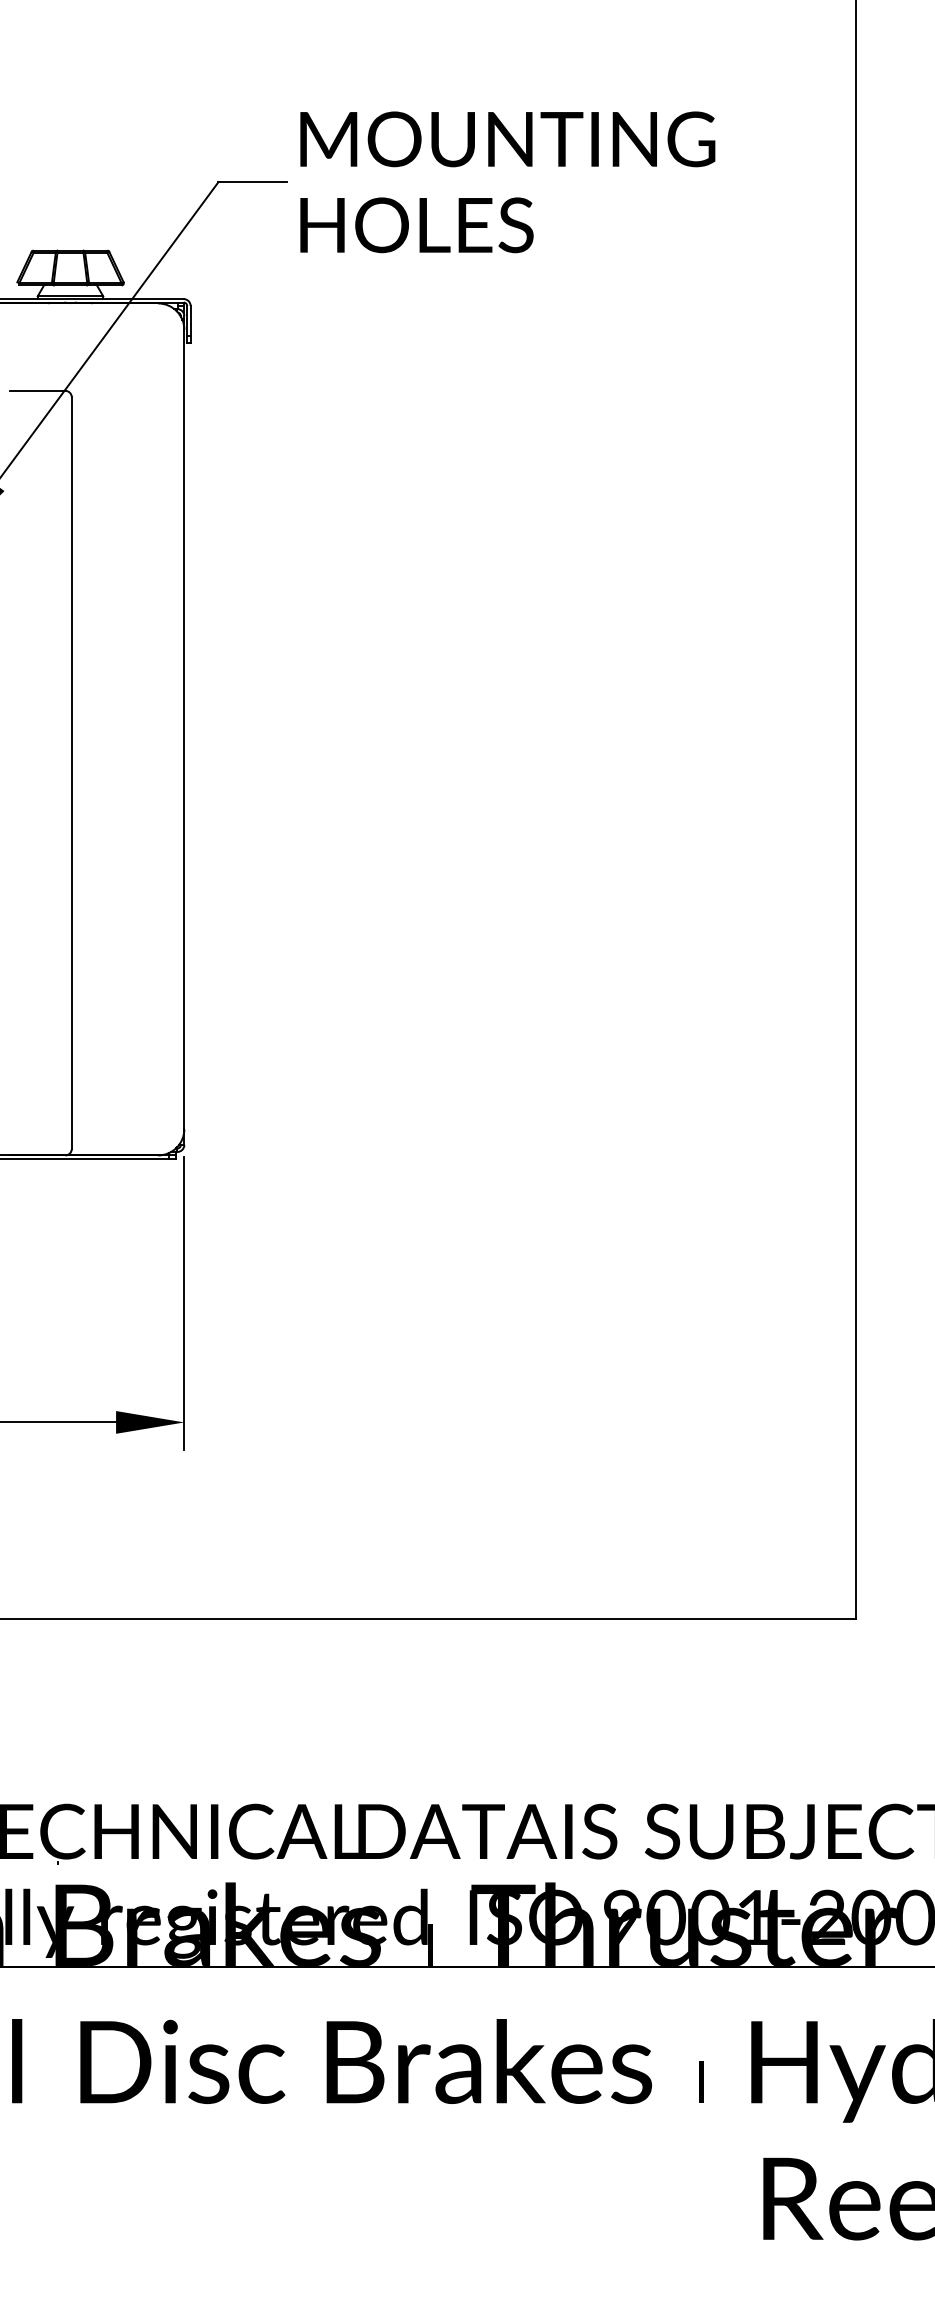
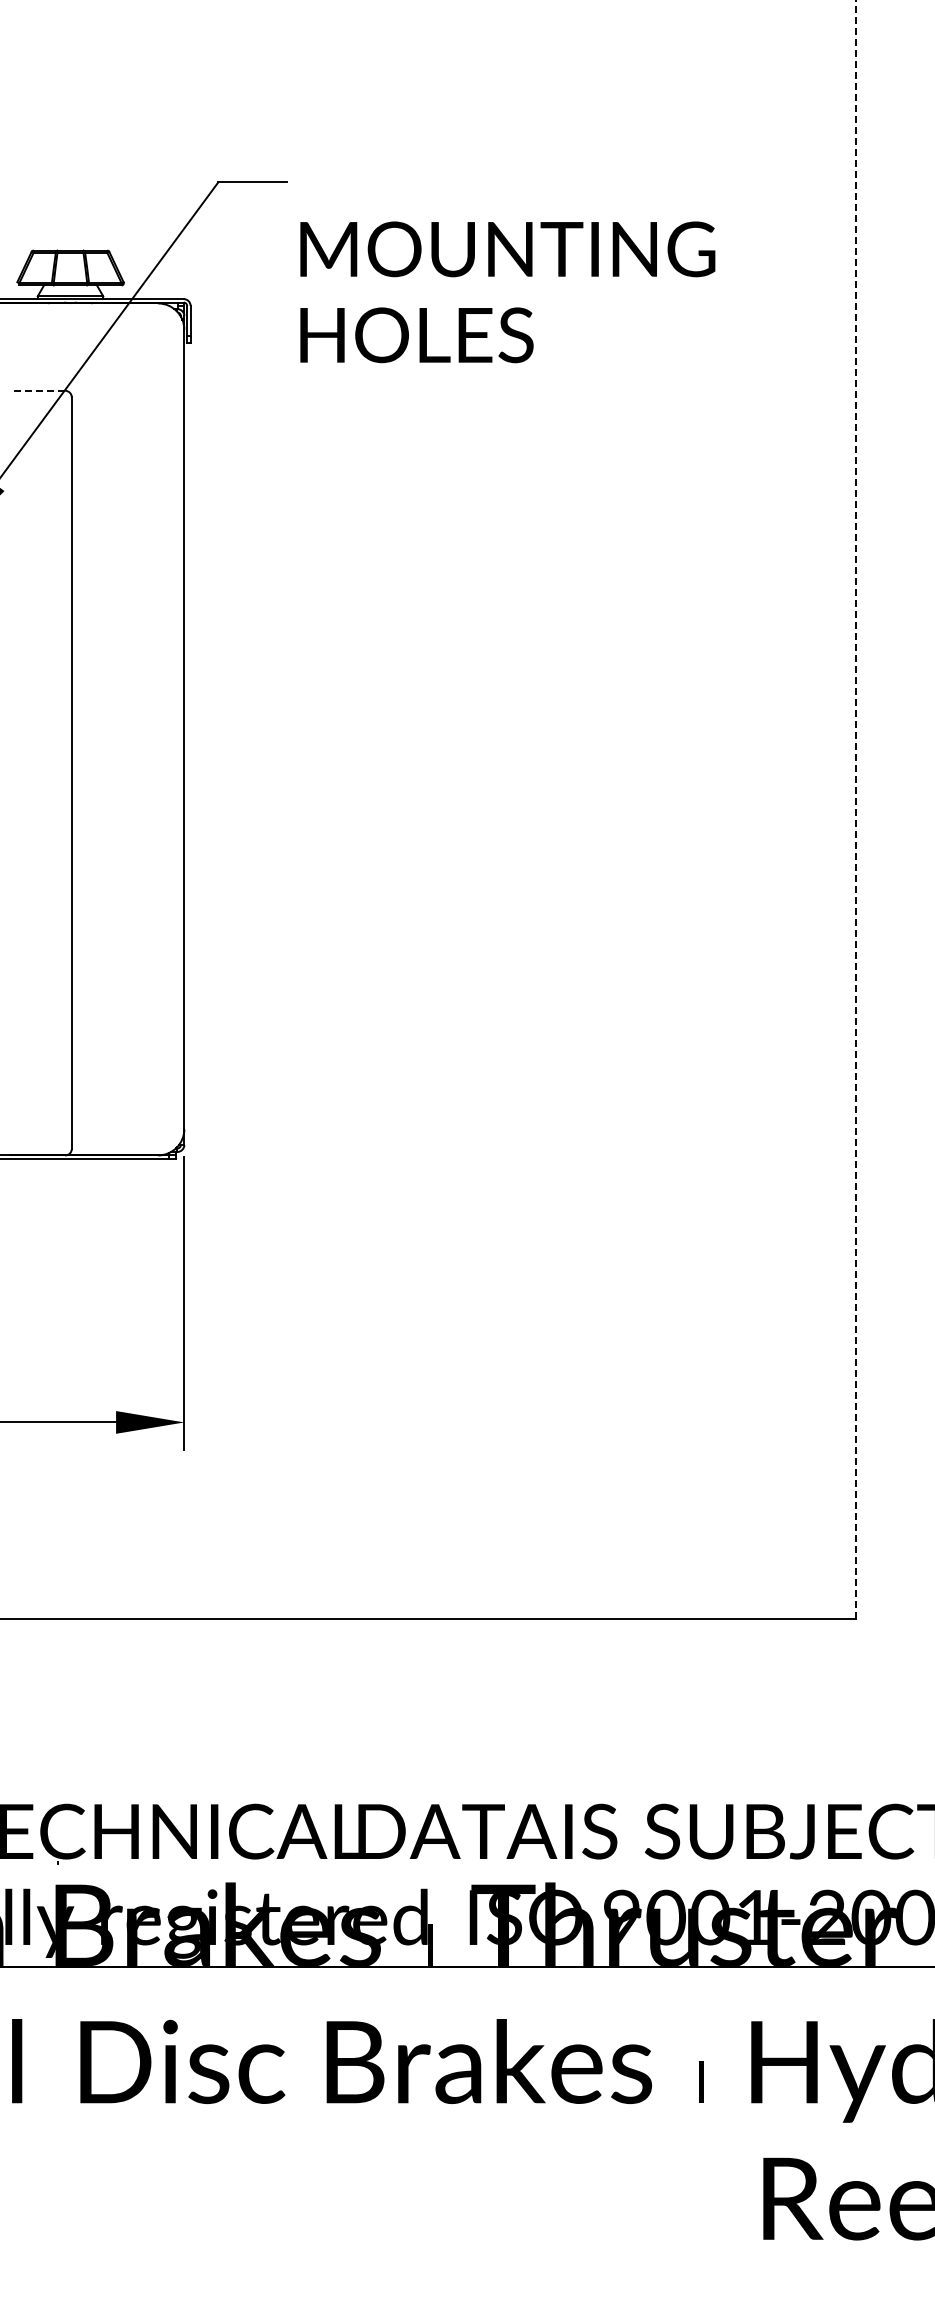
text position: (507, 182) -> (507, 292) (507, 292)
line: solid -> dashed (37, 390)
line: solid -> dashed (855, 809)
